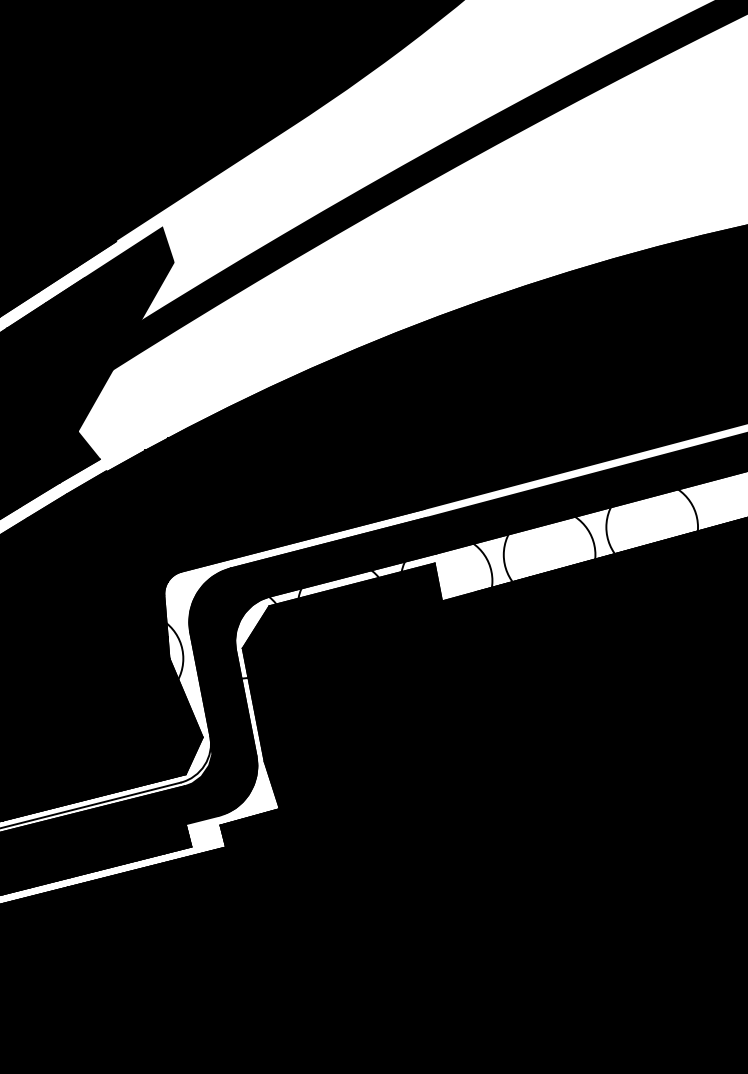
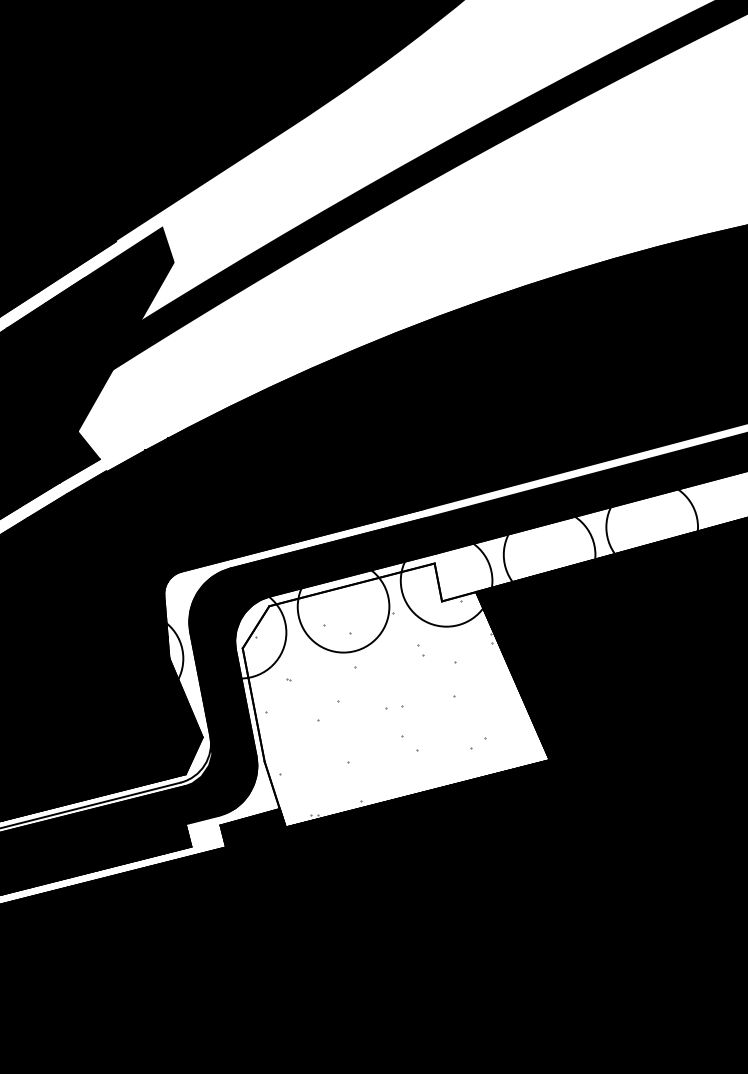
fill: present -> none (395, 695)
